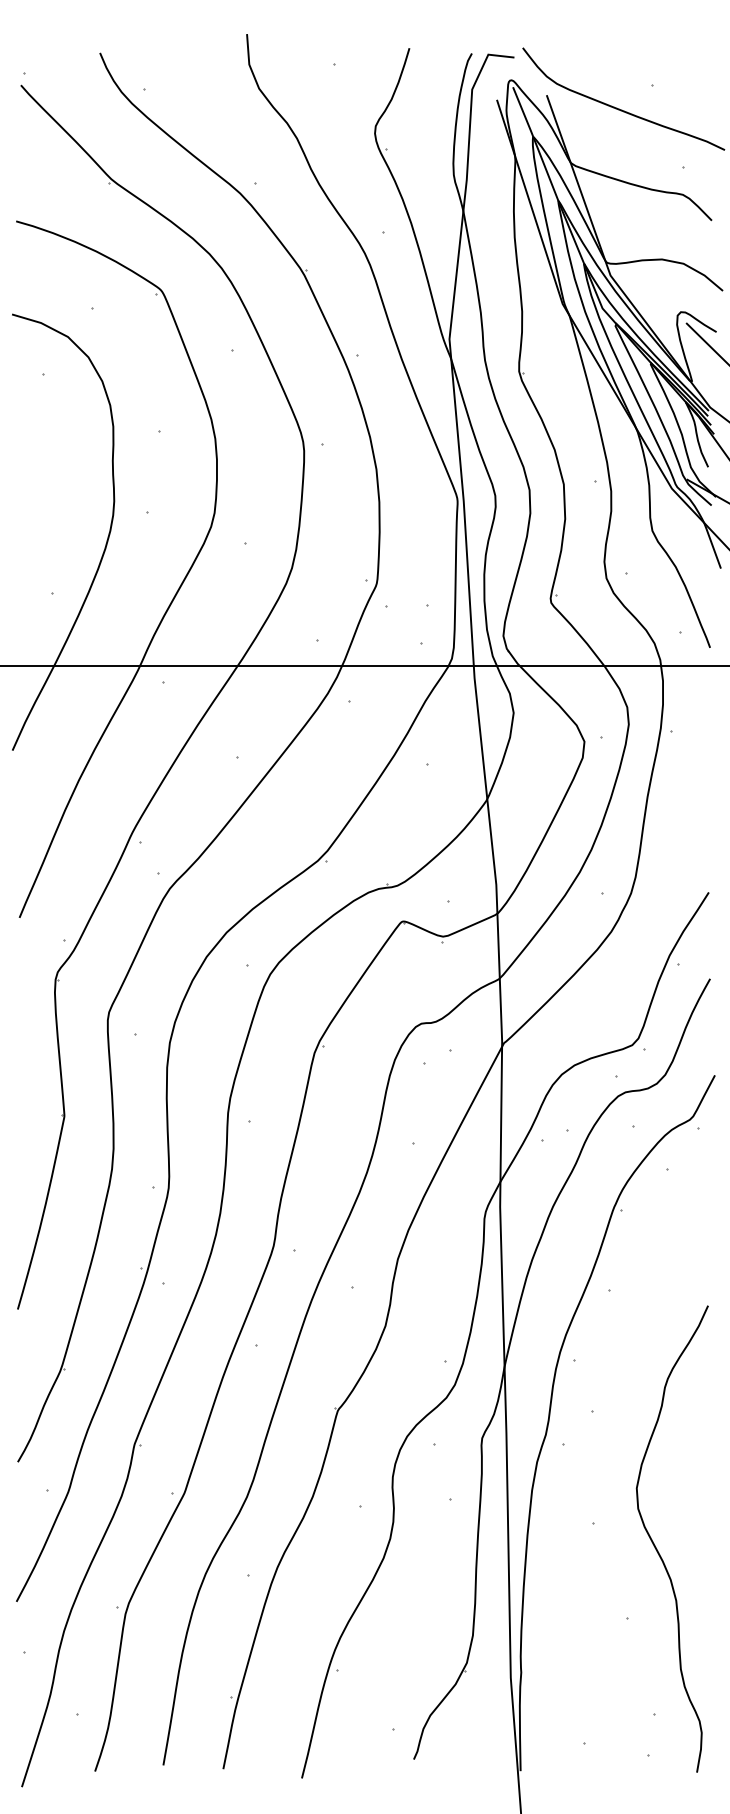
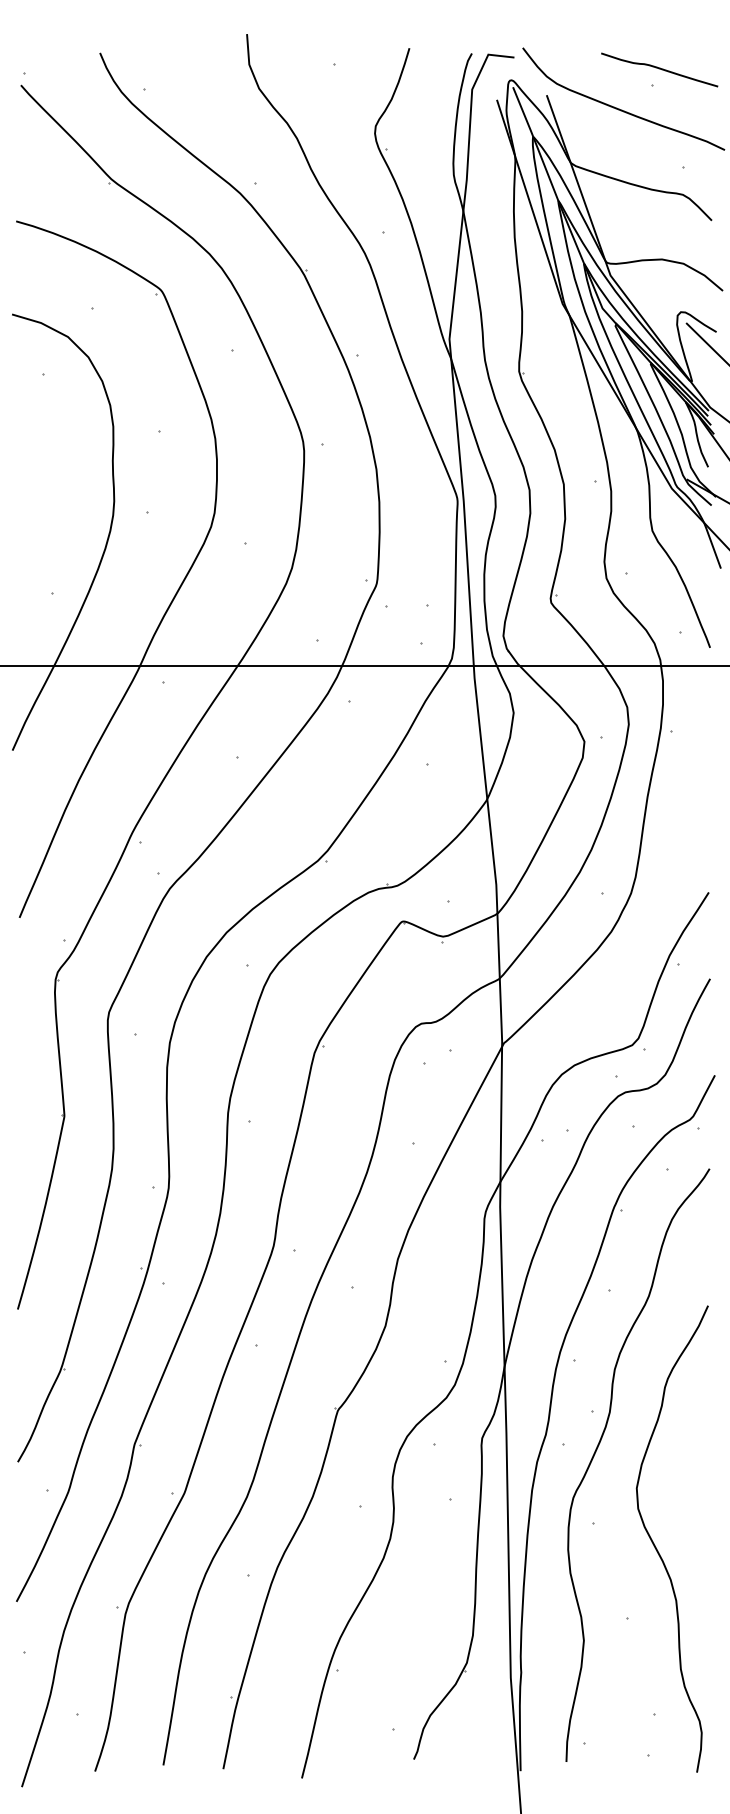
curve: none -> present (659, 69)
curve: none -> present (599, 1445)
